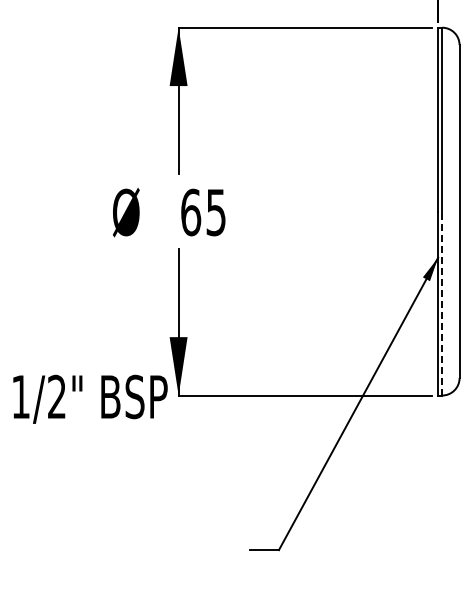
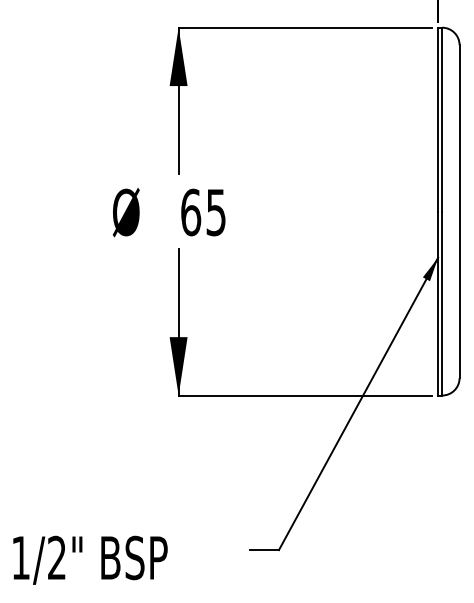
line: dashed -> solid (442, 303)
text position: (90, 398) -> (90, 559) (90, 559)
